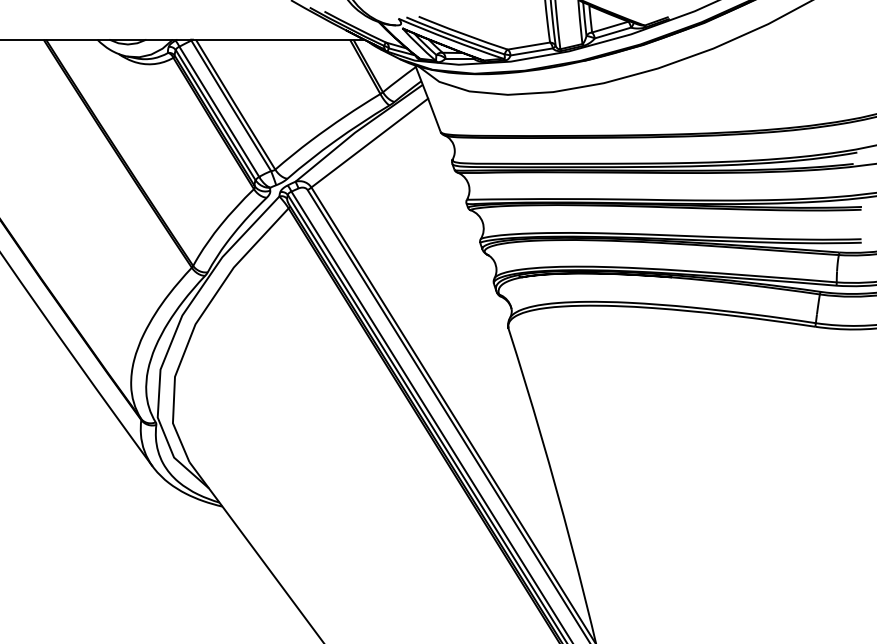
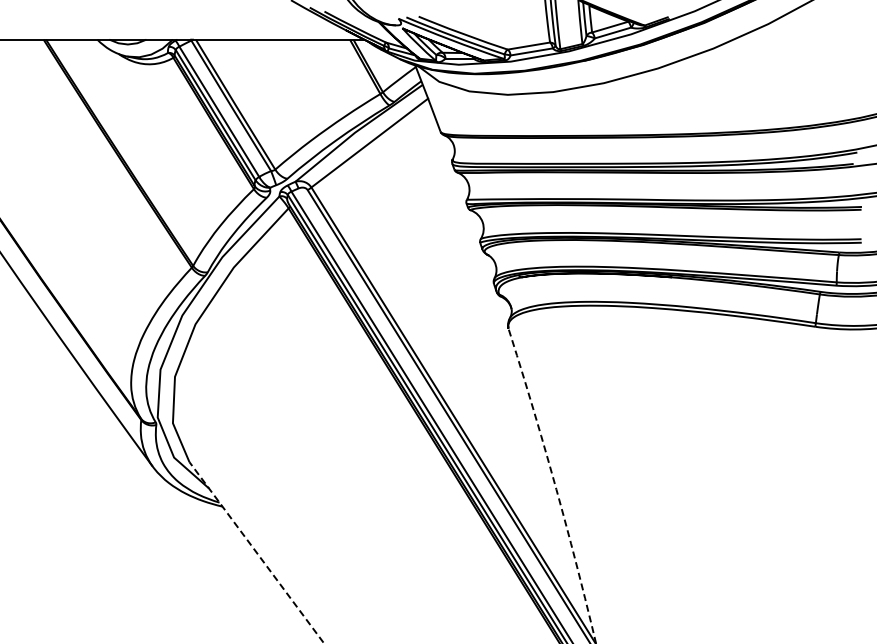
line: solid -> dashed (555, 484)
line: solid -> dashed (256, 552)
